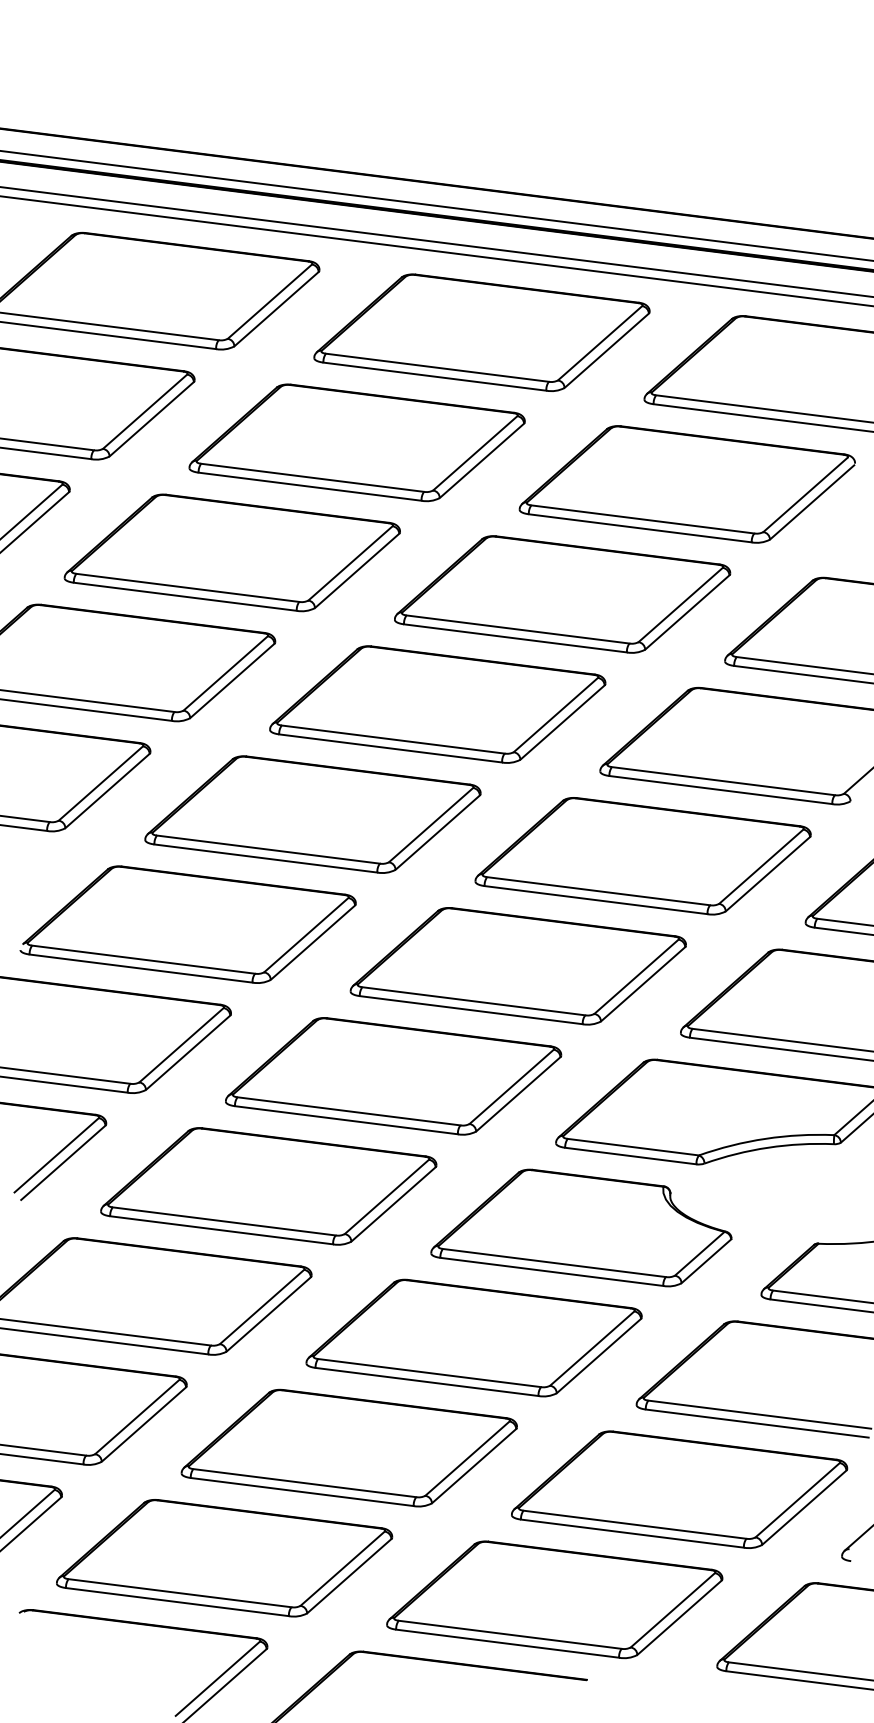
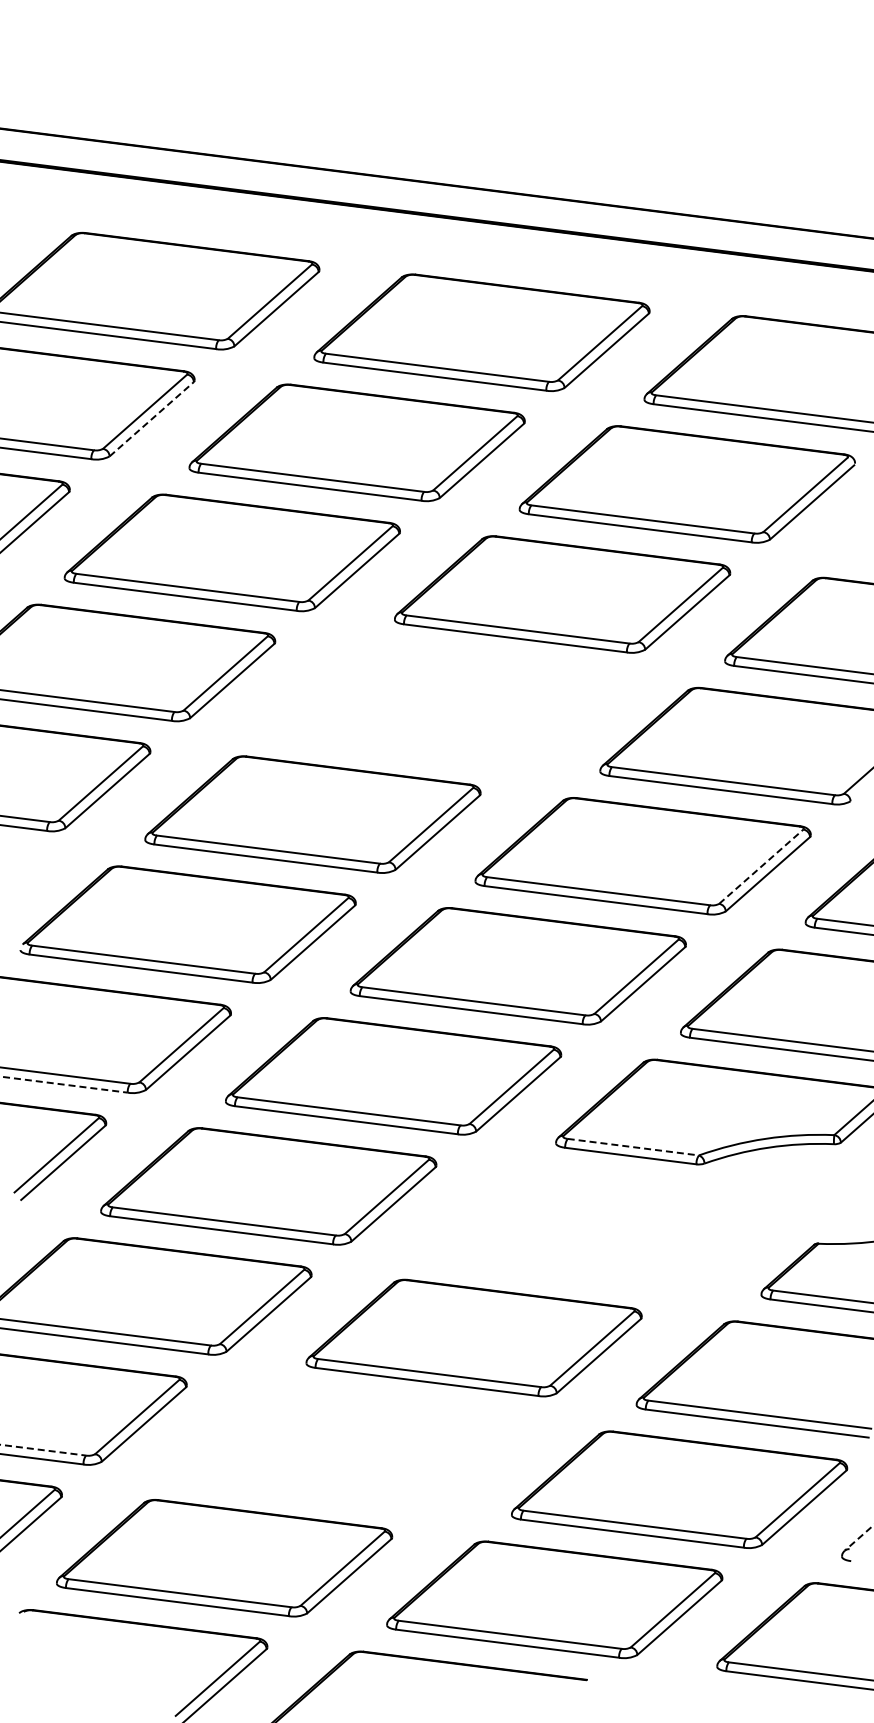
line: present -> none (436, 205)
line: present -> none (436, 241)
line: present -> none (436, 250)
line: solid -> dashed (152, 418)
part: present -> none (437, 704)
line: solid -> dashed (761, 866)
line: solid -> dashed (64, 1084)
line: solid -> dashed (633, 1147)
part: present -> none (581, 1227)
part: present -> none (348, 1447)
line: solid -> dashed (43, 1450)
line: solid -> dashed (859, 1538)
